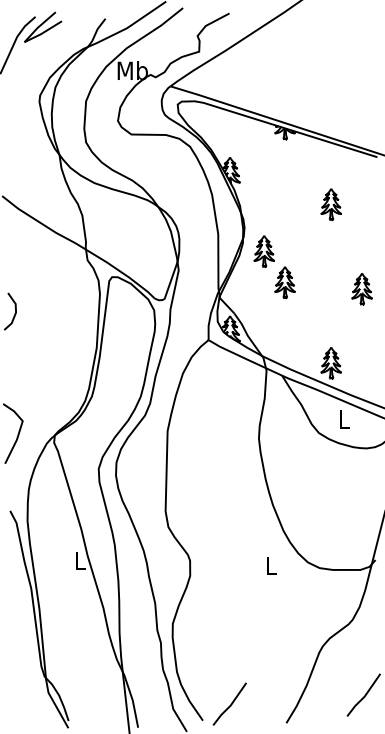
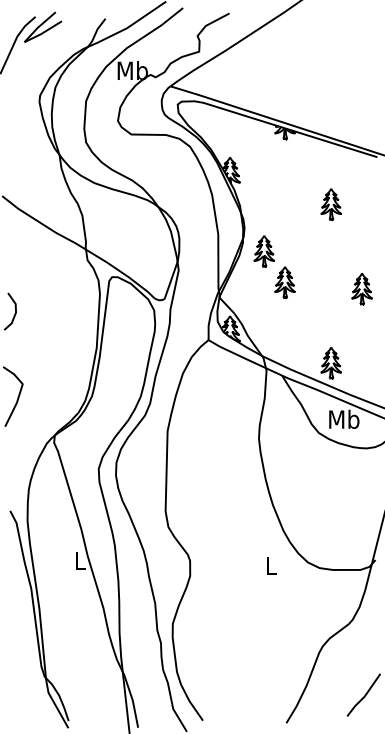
text: L -> Mb (344, 418)
line position: (17, 434) -> (17, 397) (17, 397)
line: present -> none (230, 704)
